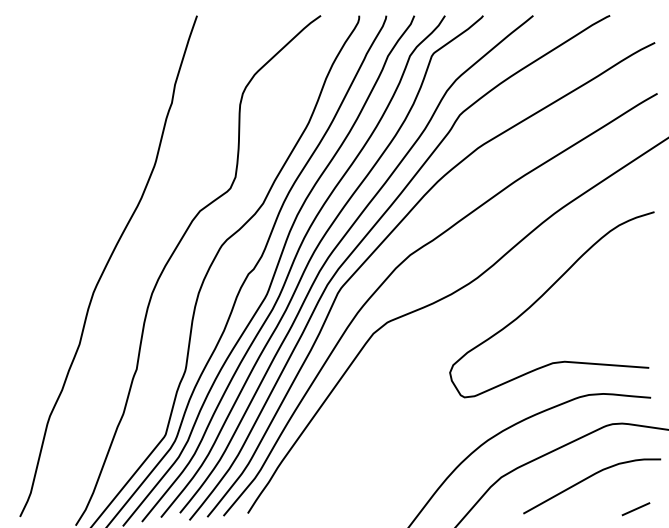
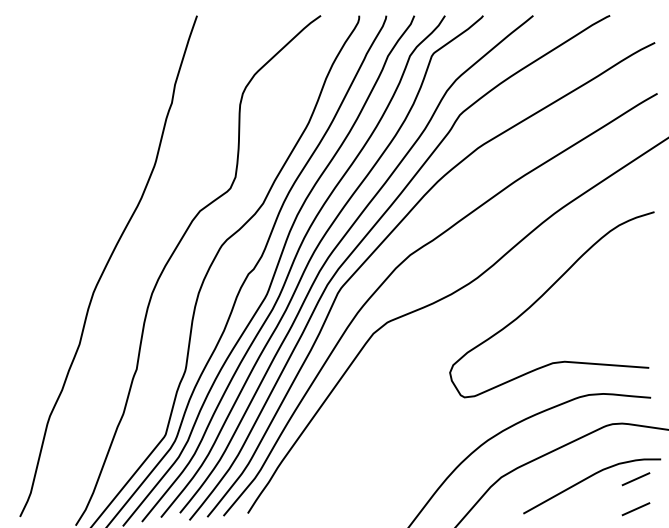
line: none -> present (635, 479)
